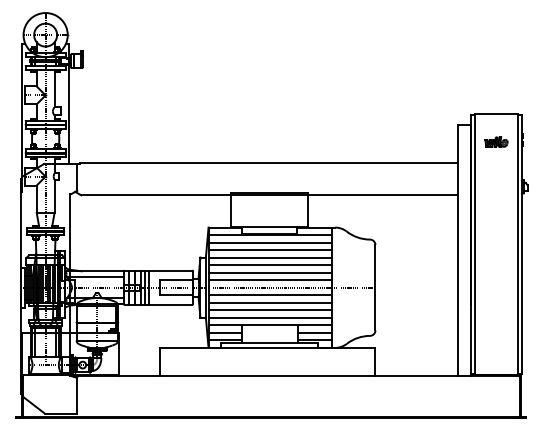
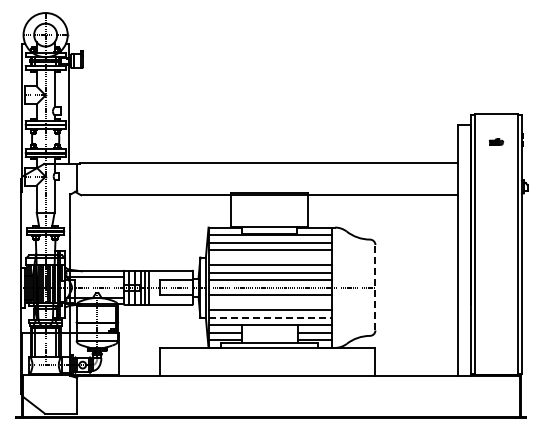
part size: 25x12 px -> 15x8 px (496, 141)
line: present -> none (270, 257)
line: solid -> dashed (375, 287)
line: present -> none (270, 302)
line: solid -> dashed (270, 317)
